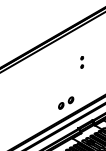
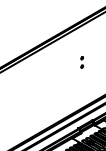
part: present -> none (66, 102)
